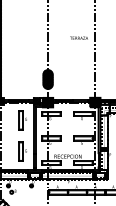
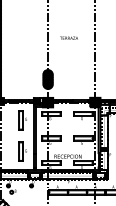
text position: (78, 37) -> (68, 37) (68, 37)
